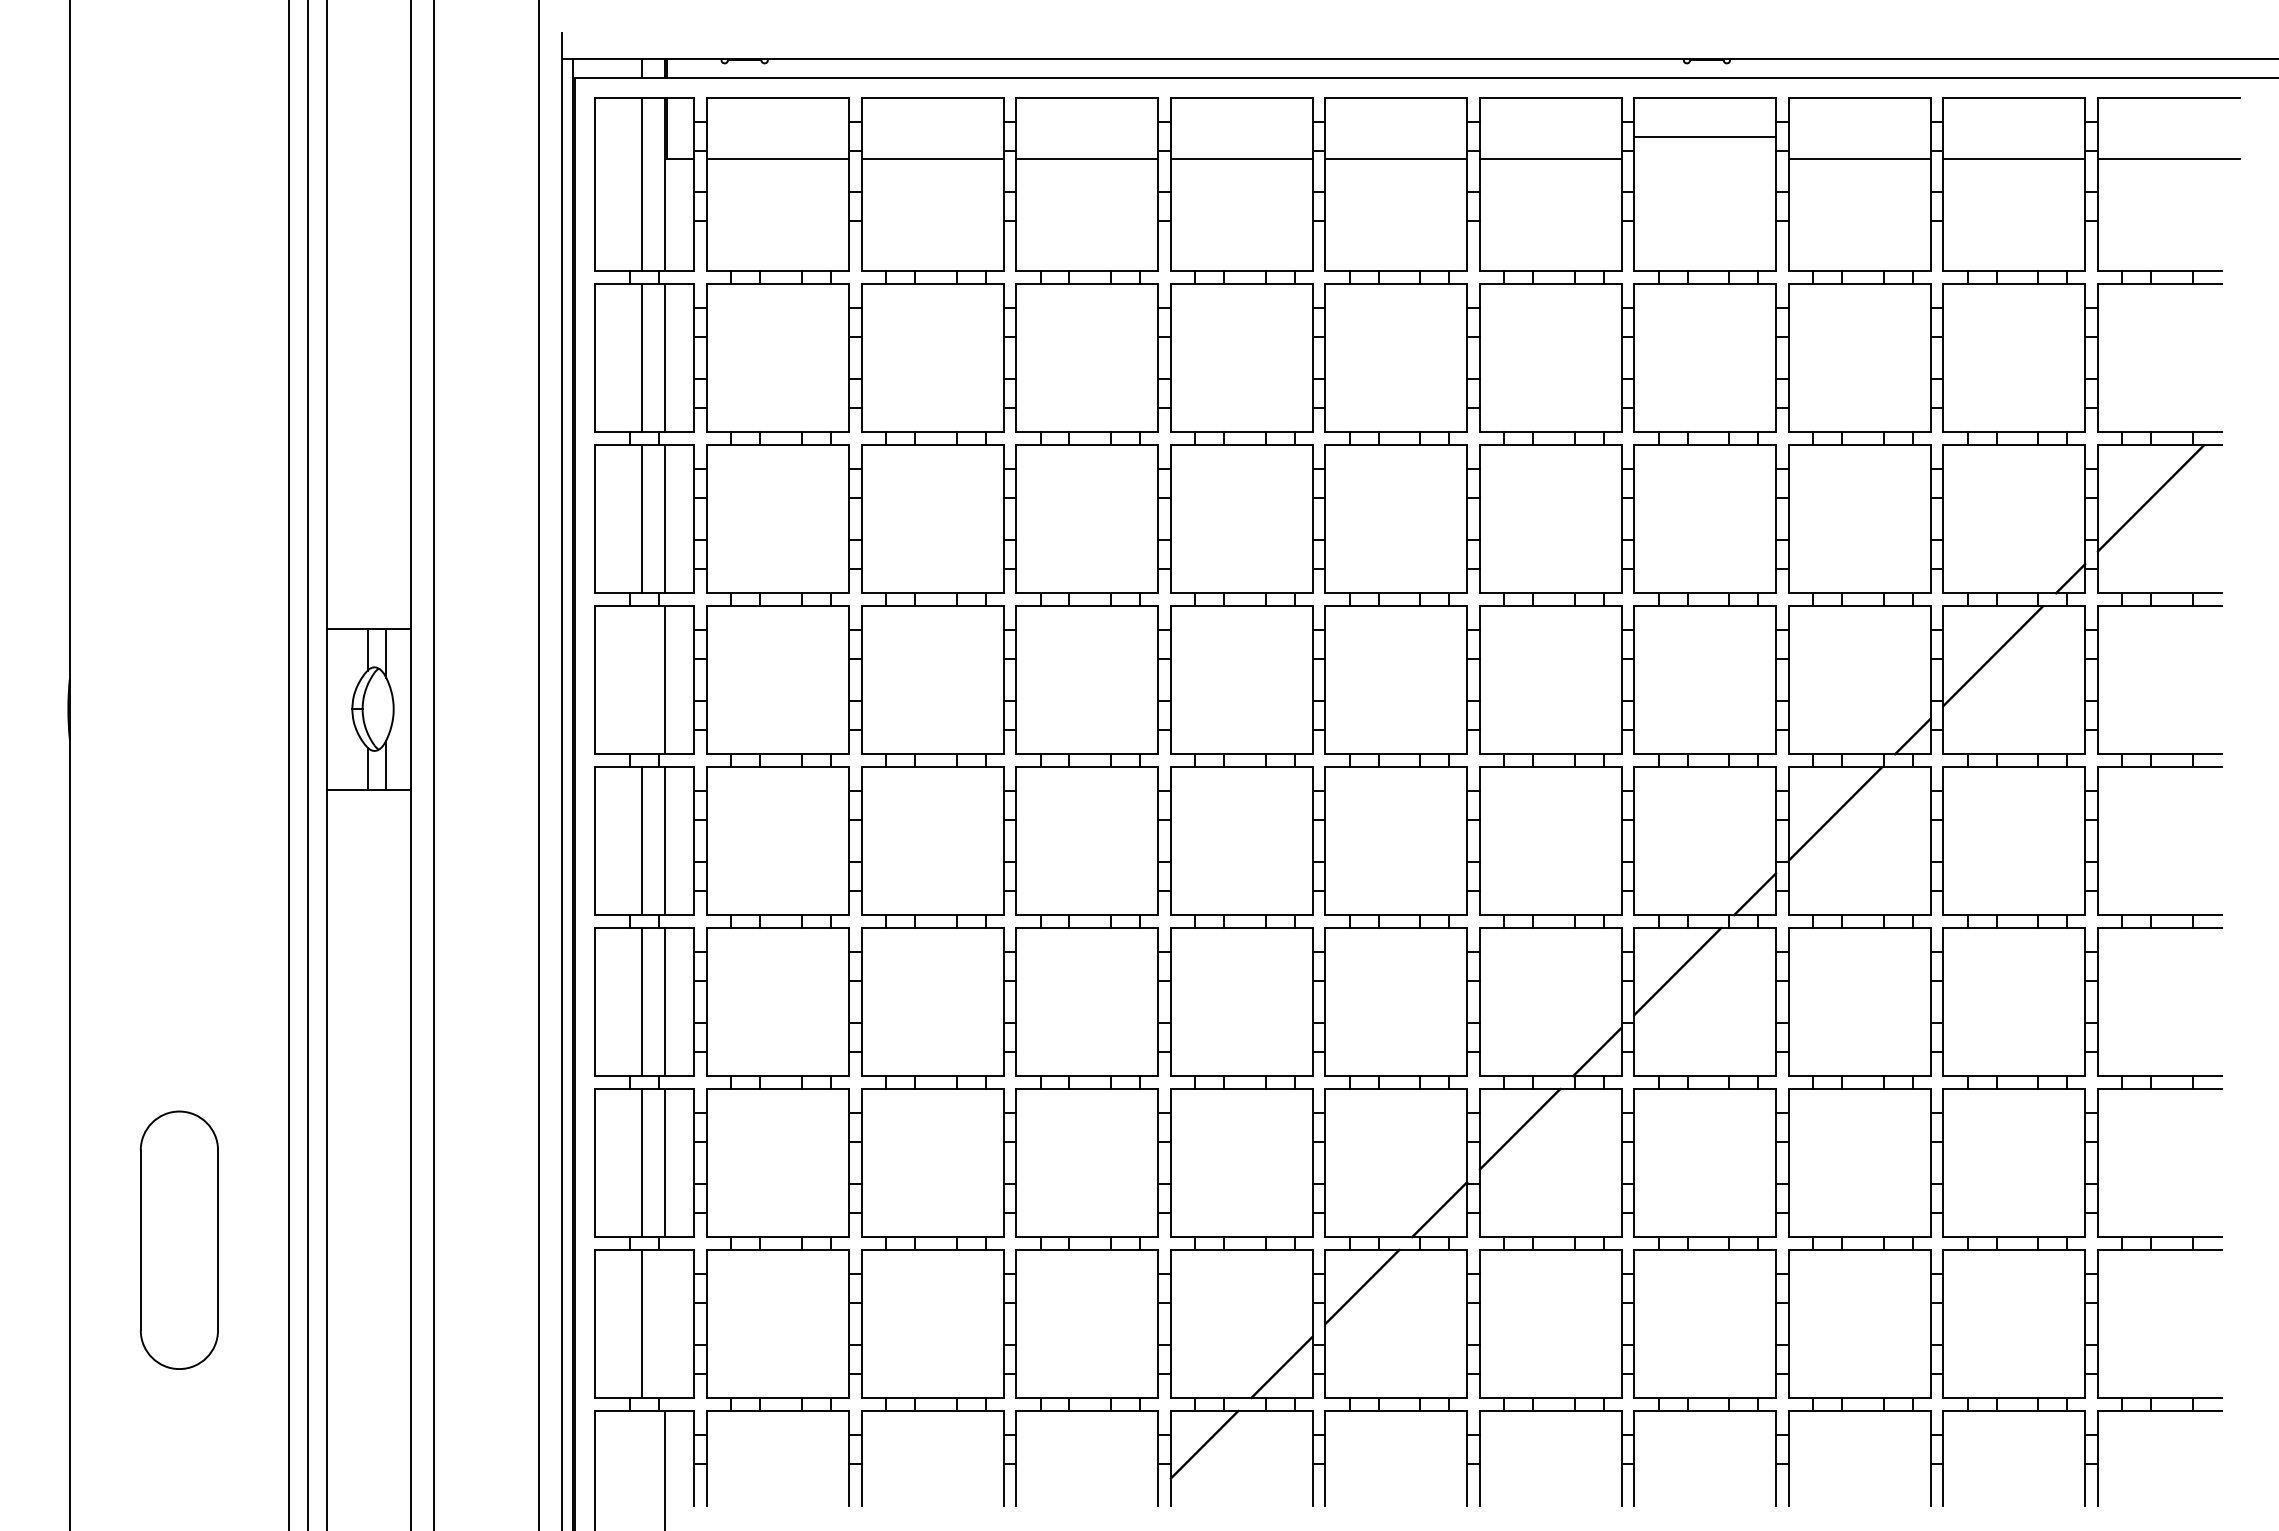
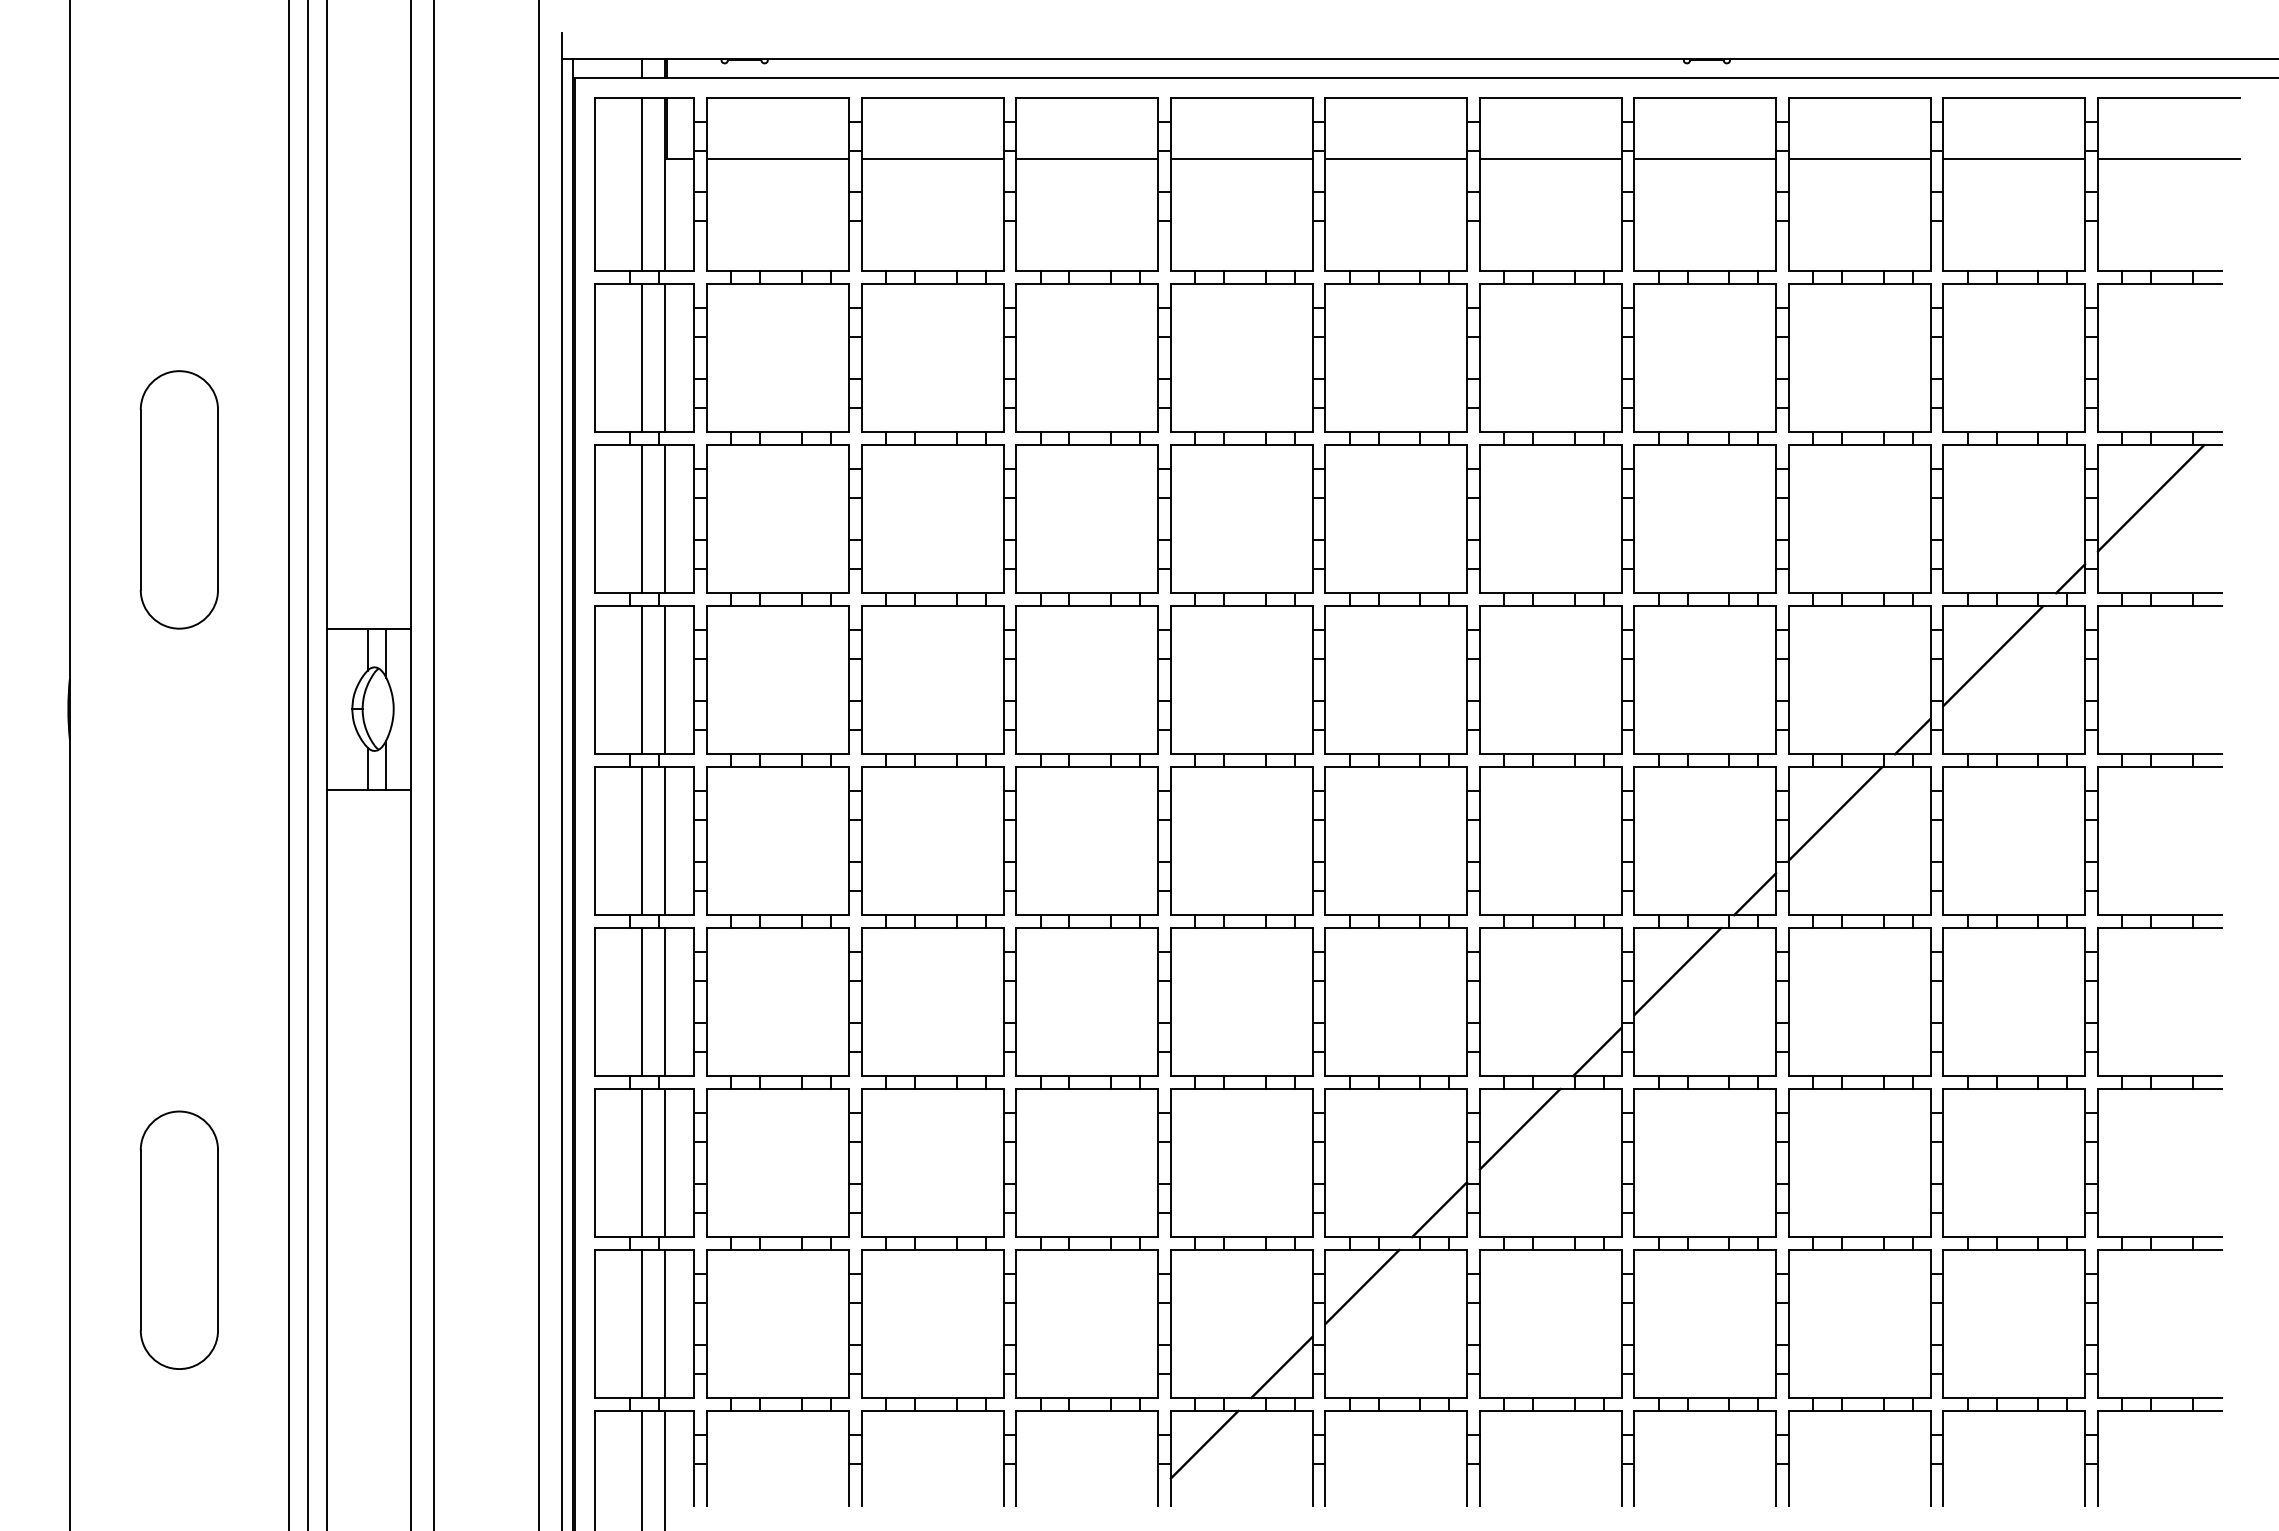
line position: (1705, 137) -> (1705, 159) (1705, 159)
part: none -> present (178, 499)
line: none -> present (642, 680)
line: none -> present (665, 1323)
line: none -> present (642, 1468)
